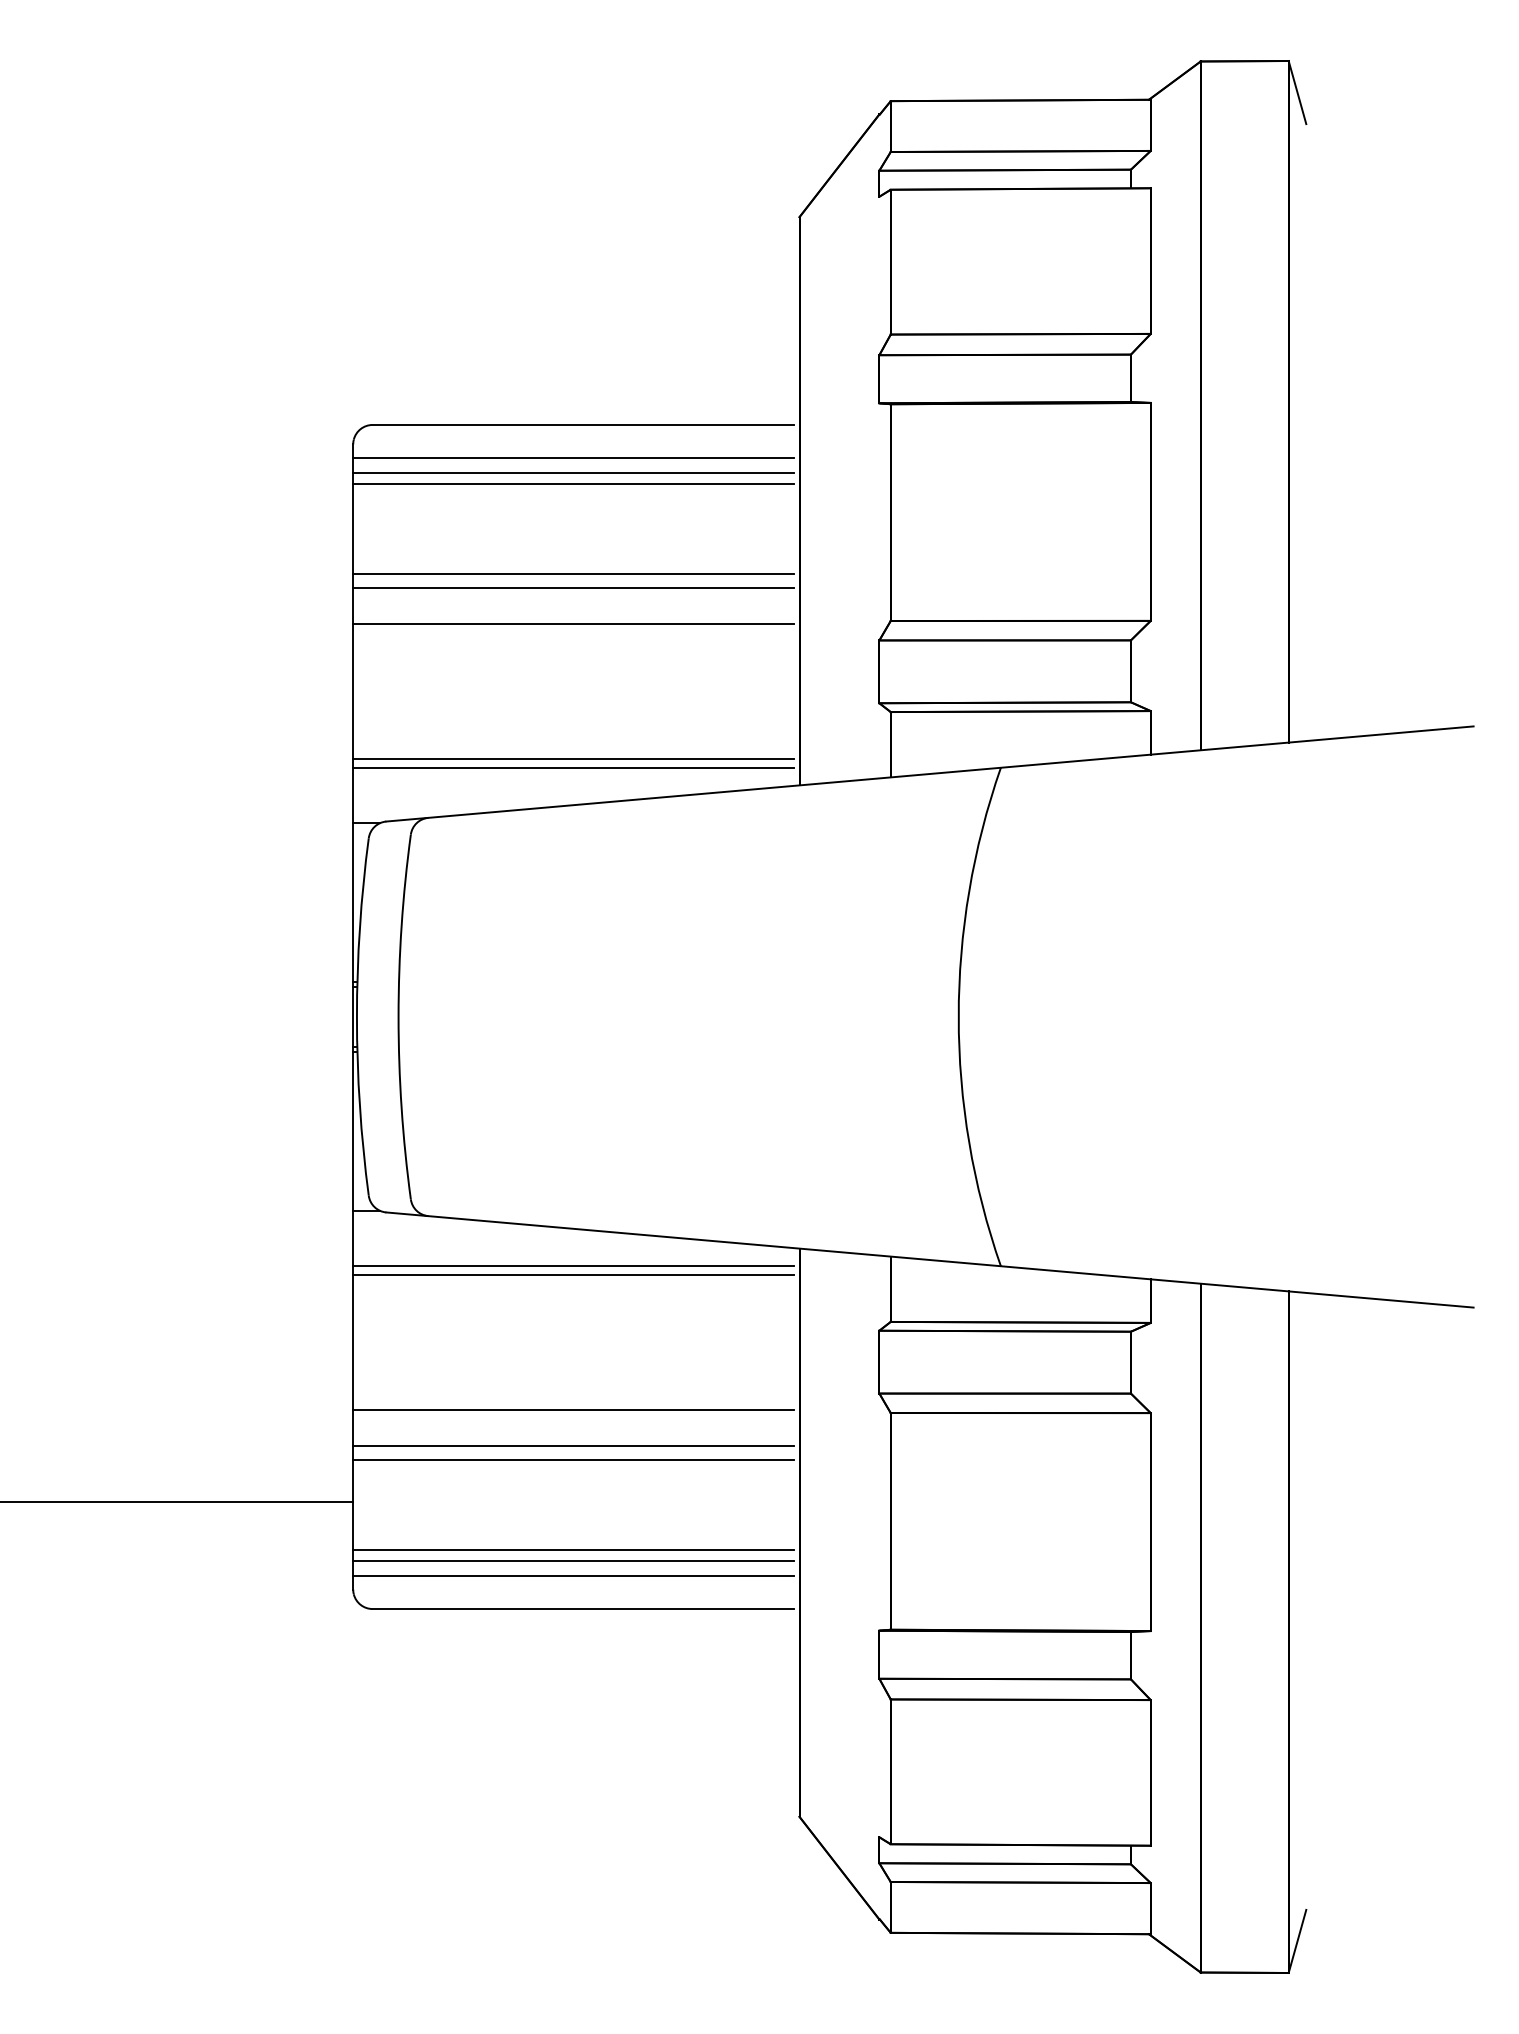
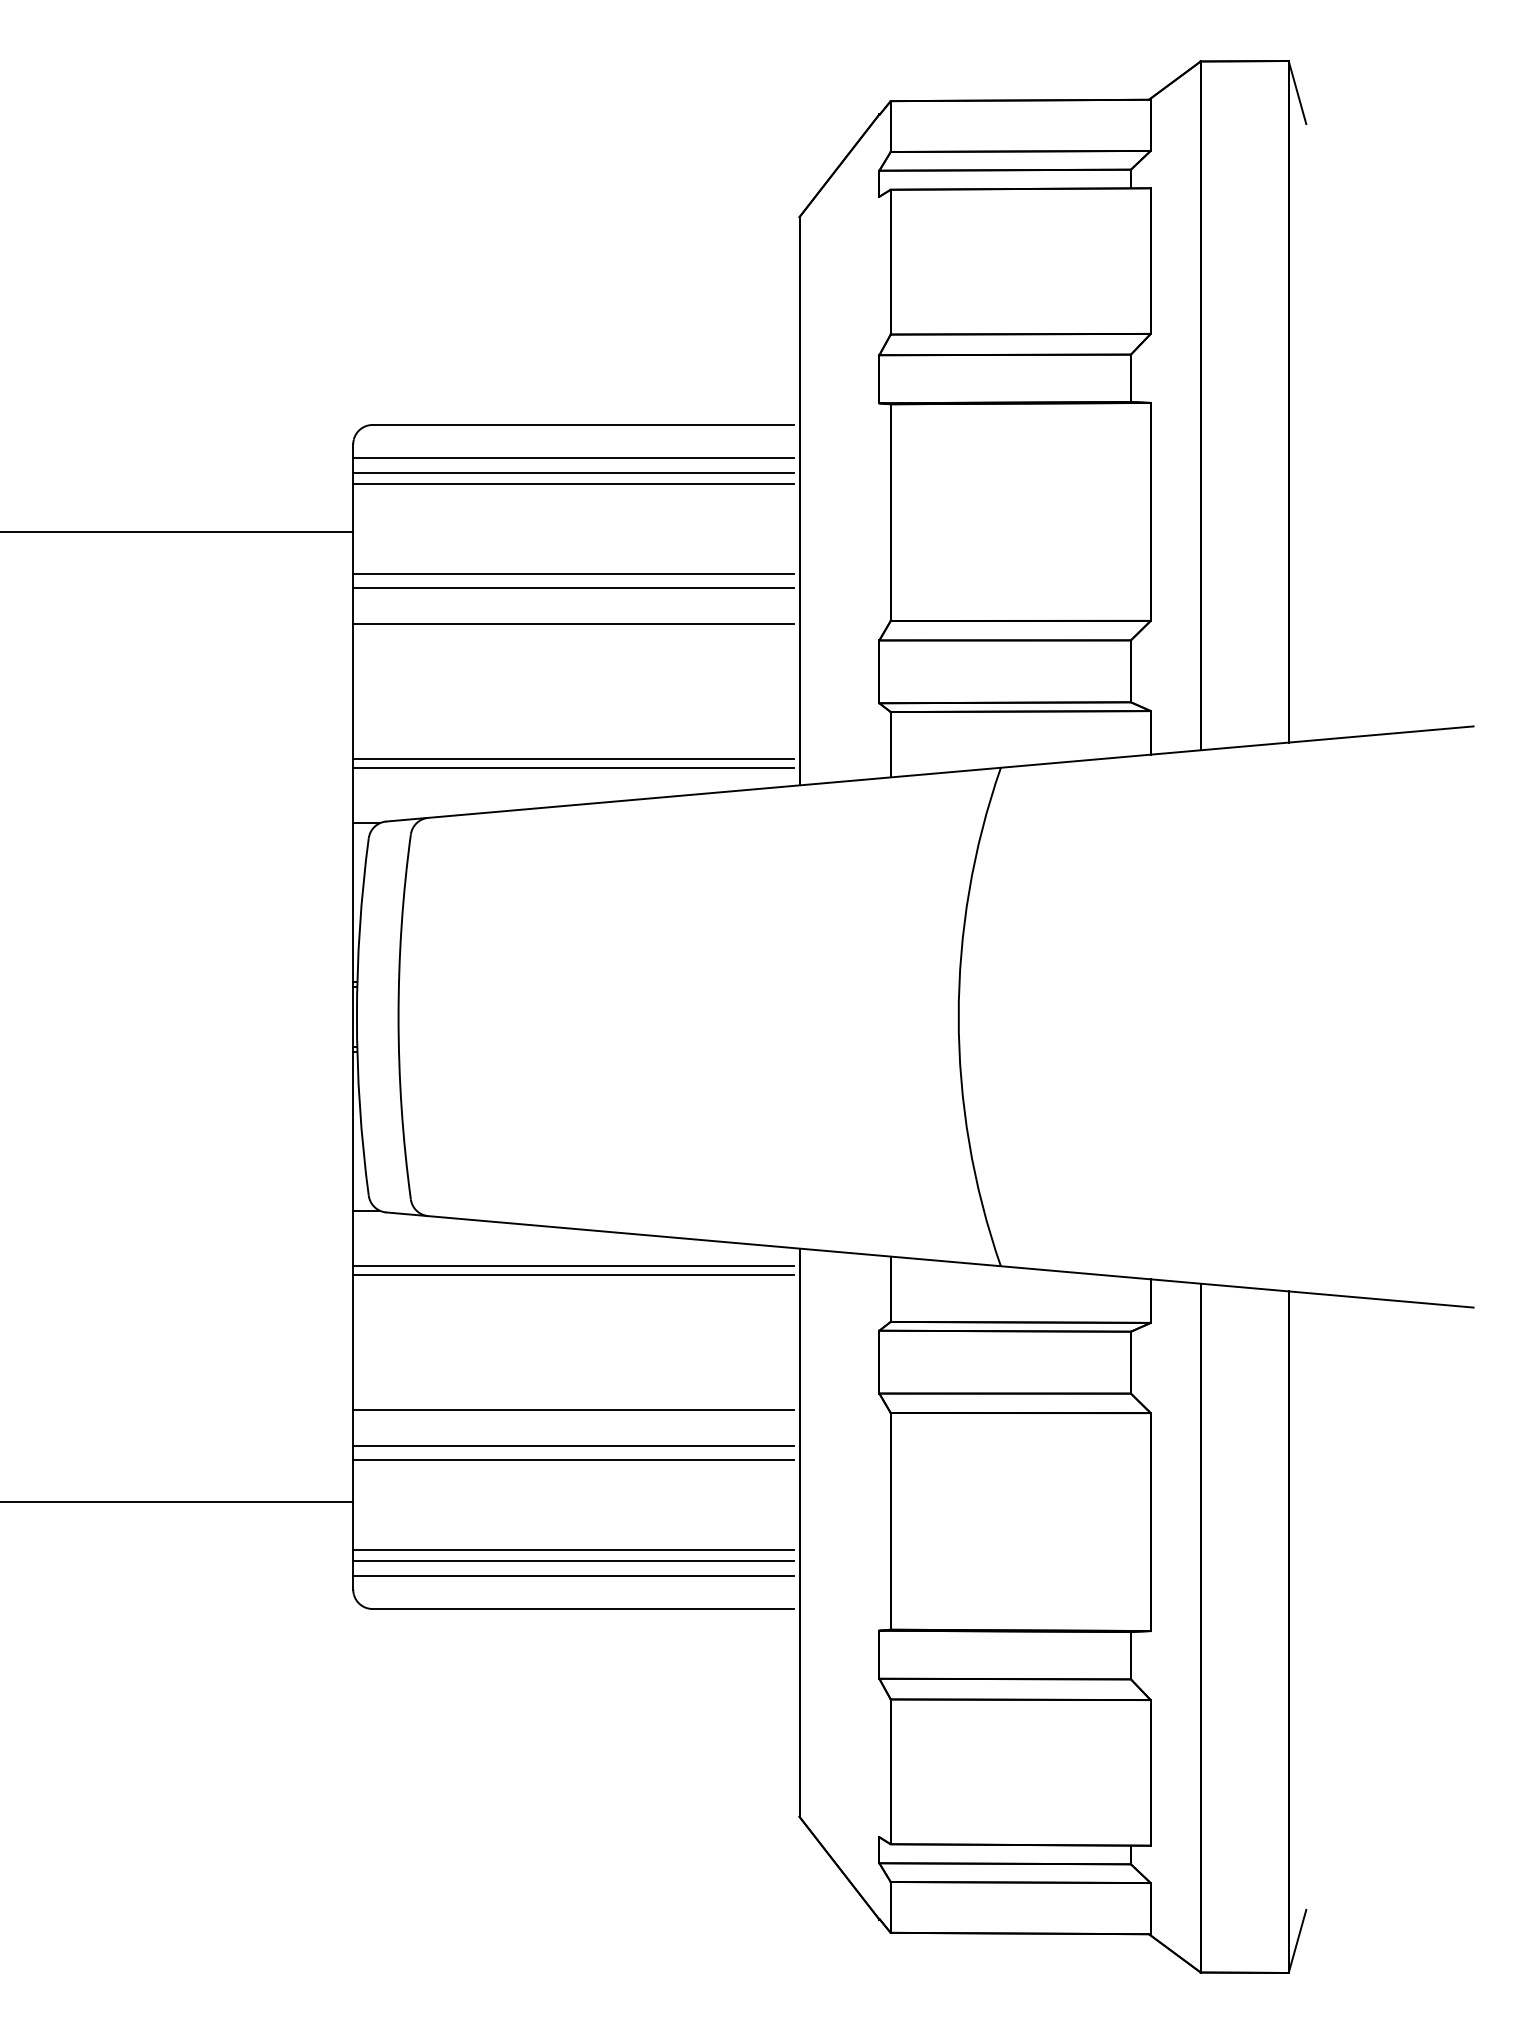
line: none -> present (177, 531)
